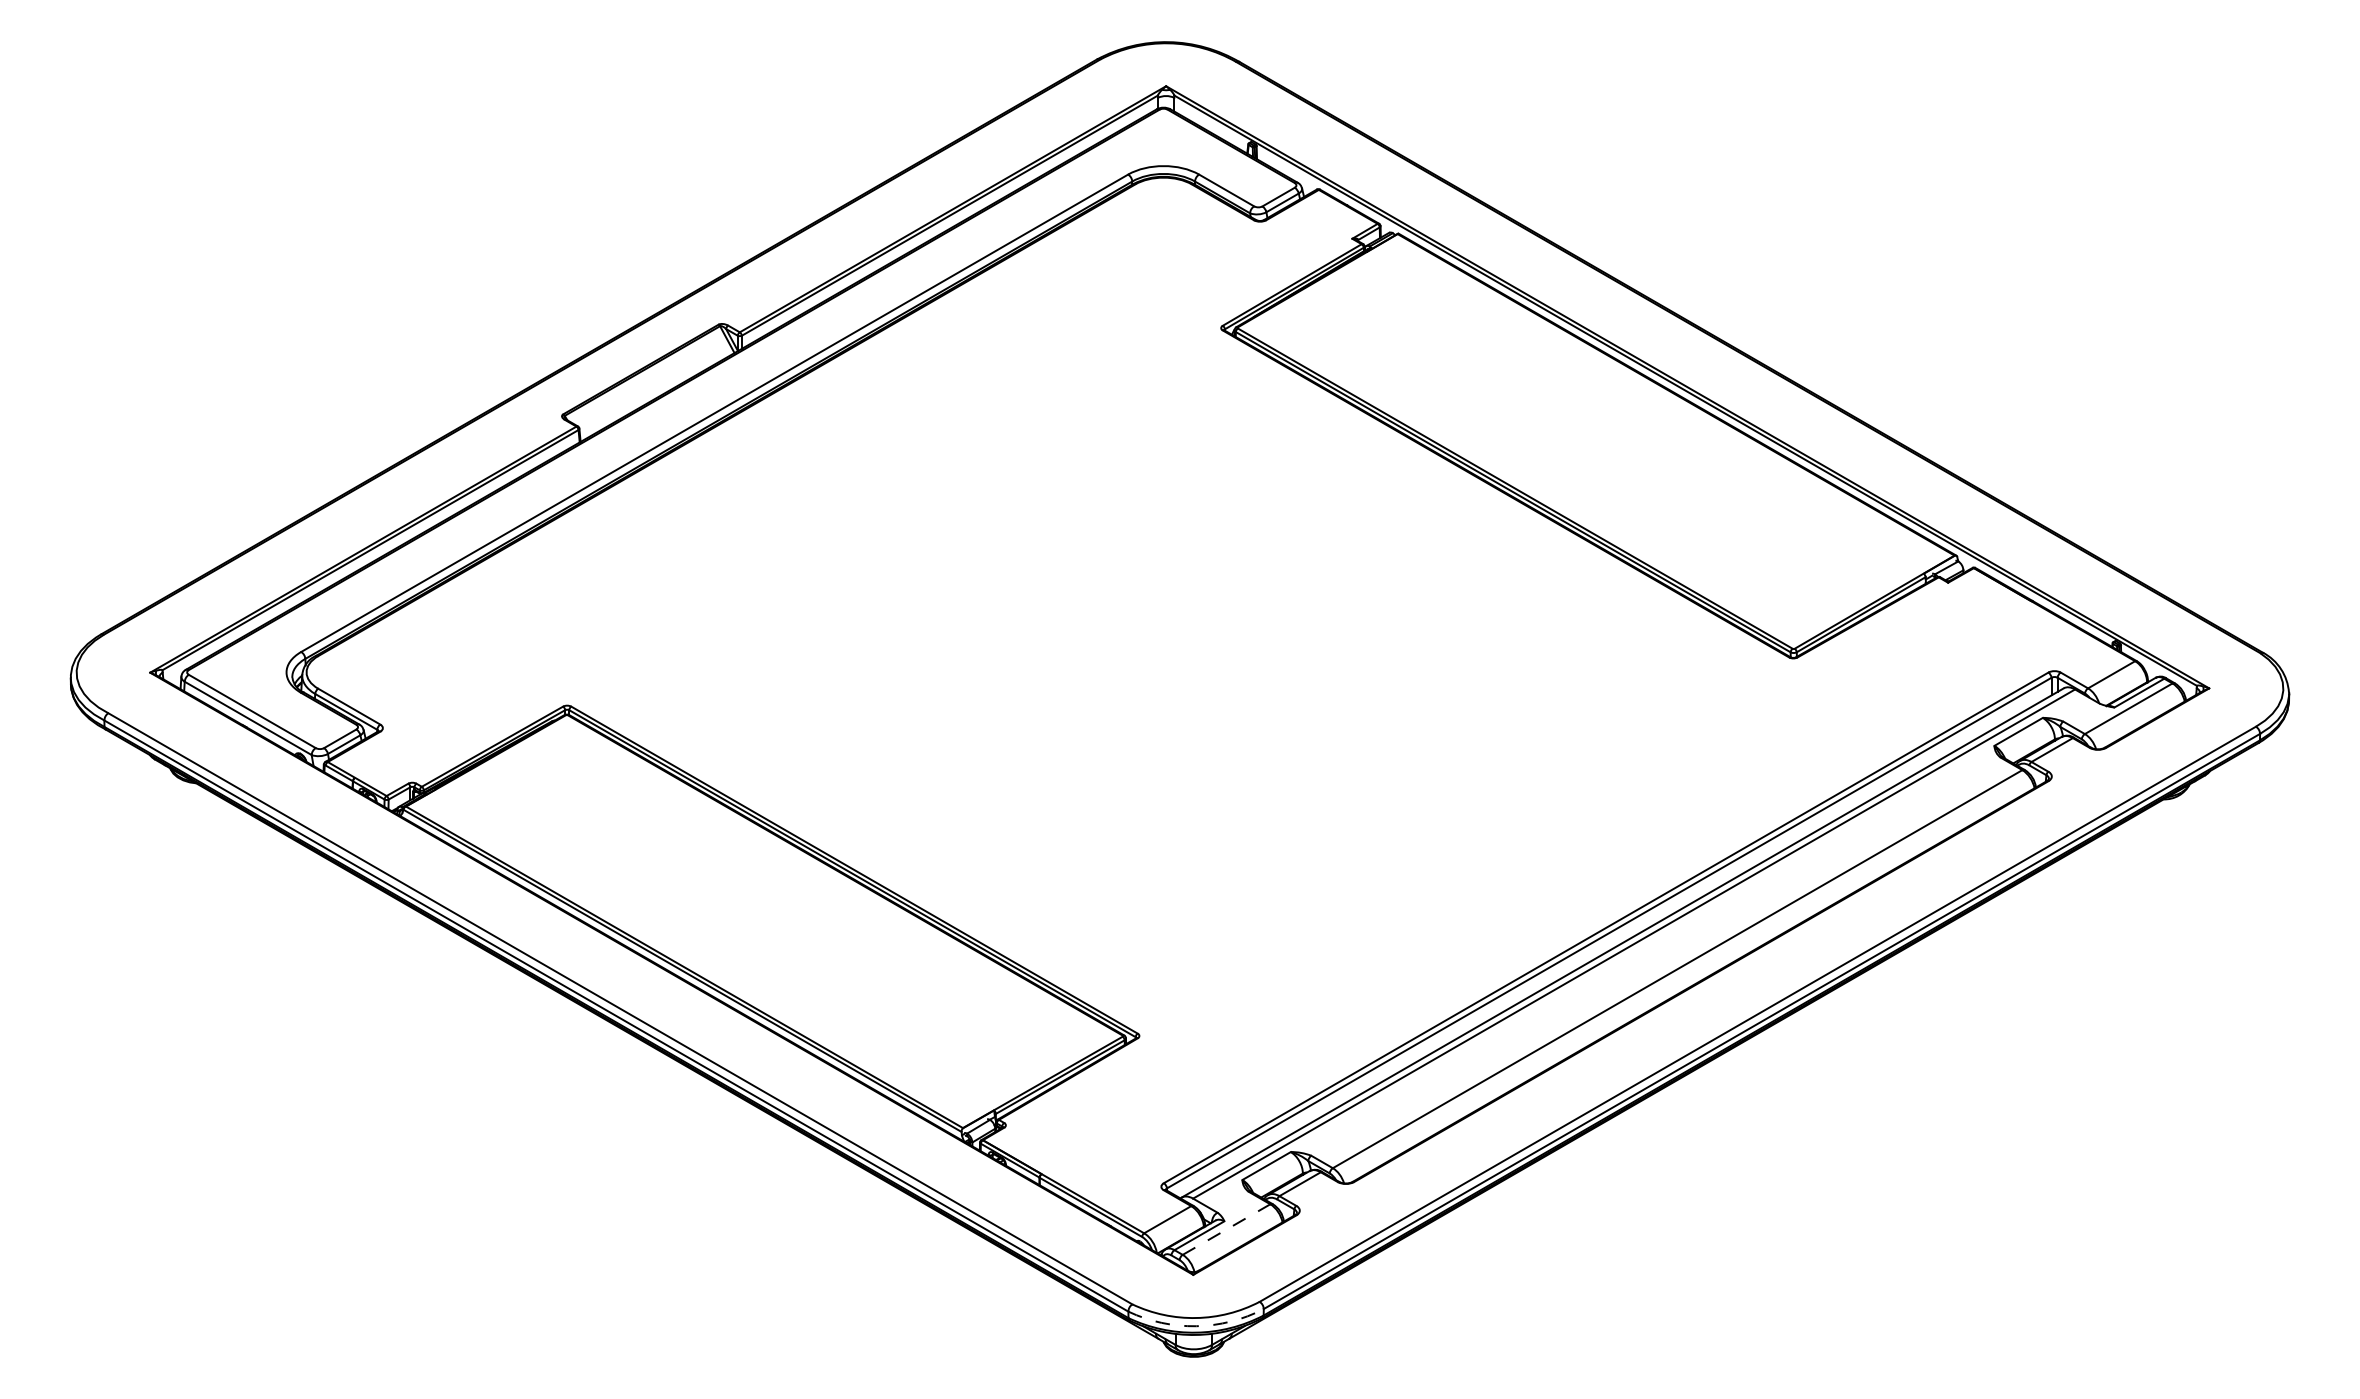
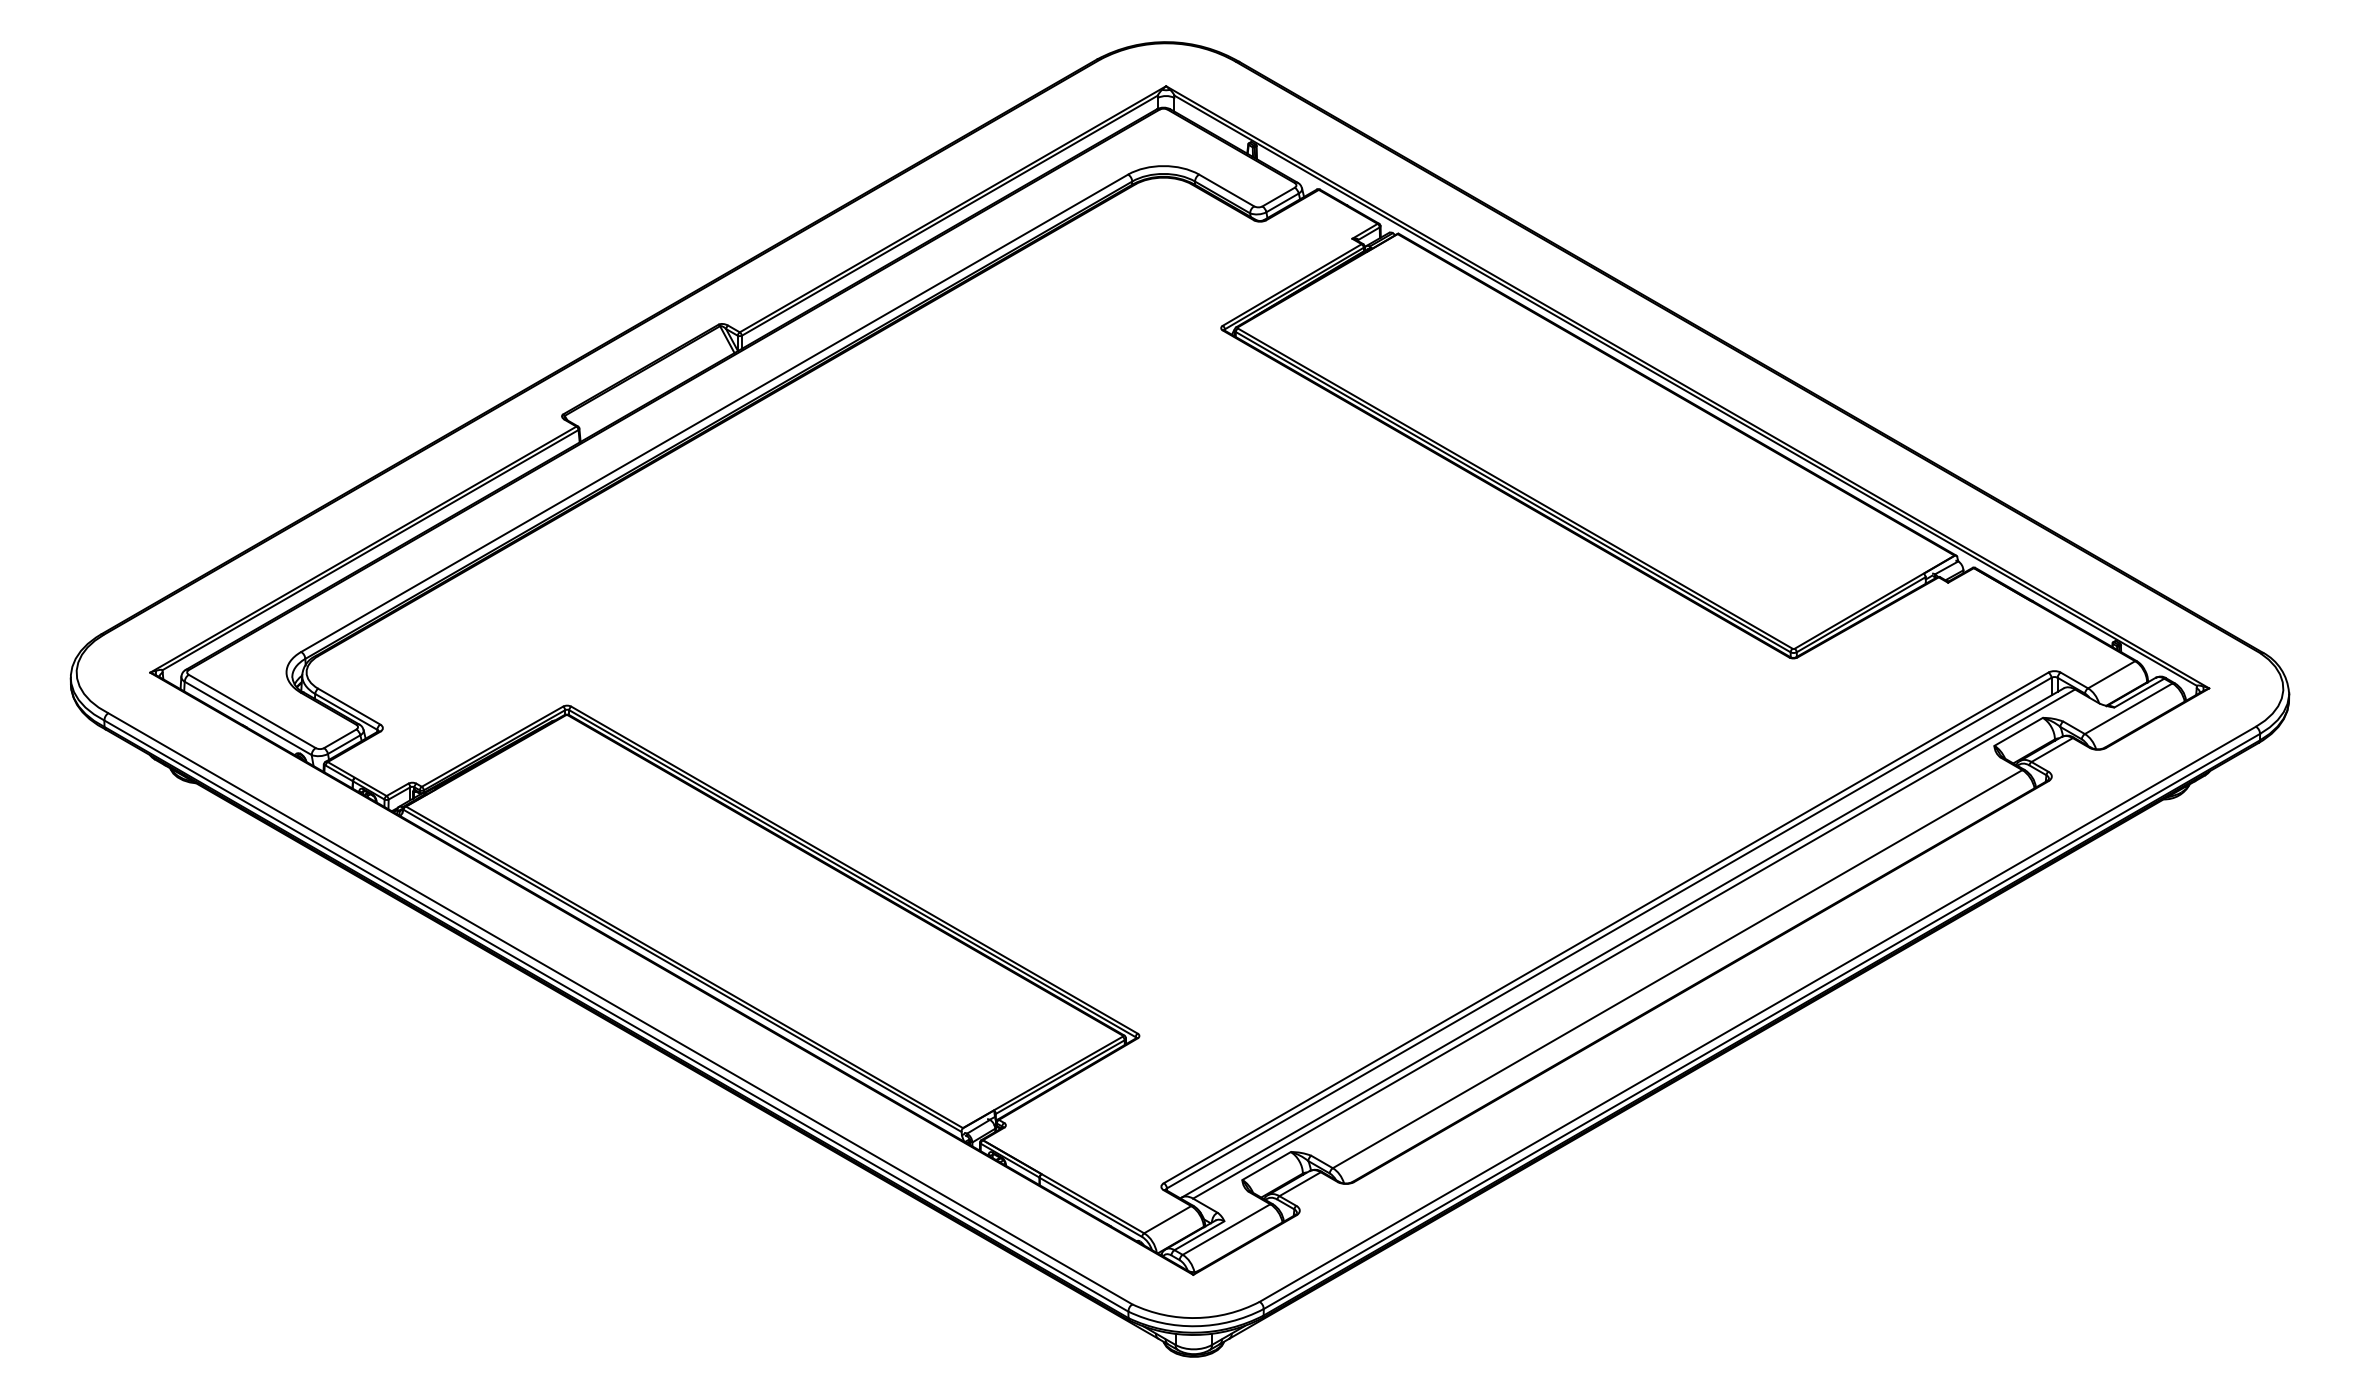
line: dashed -> solid (1226, 1229)
arc: dashed -> solid (1196, 1326)
